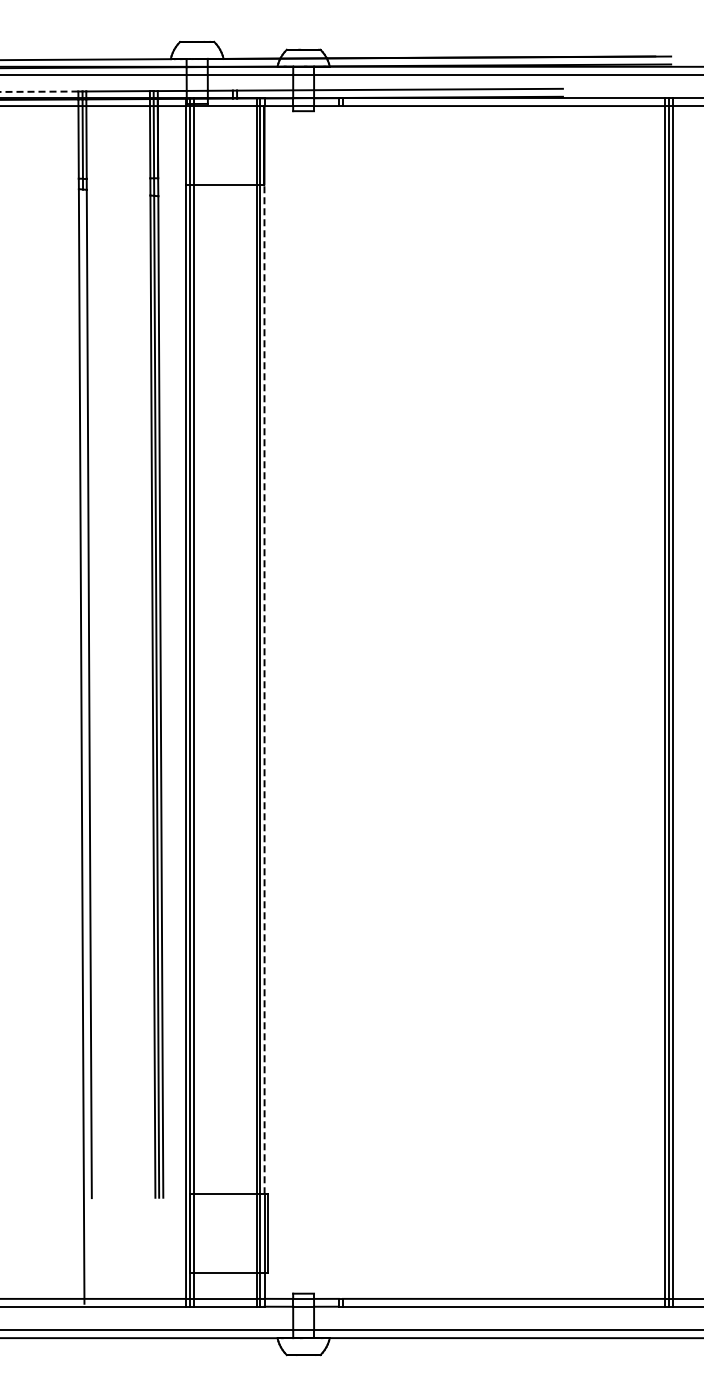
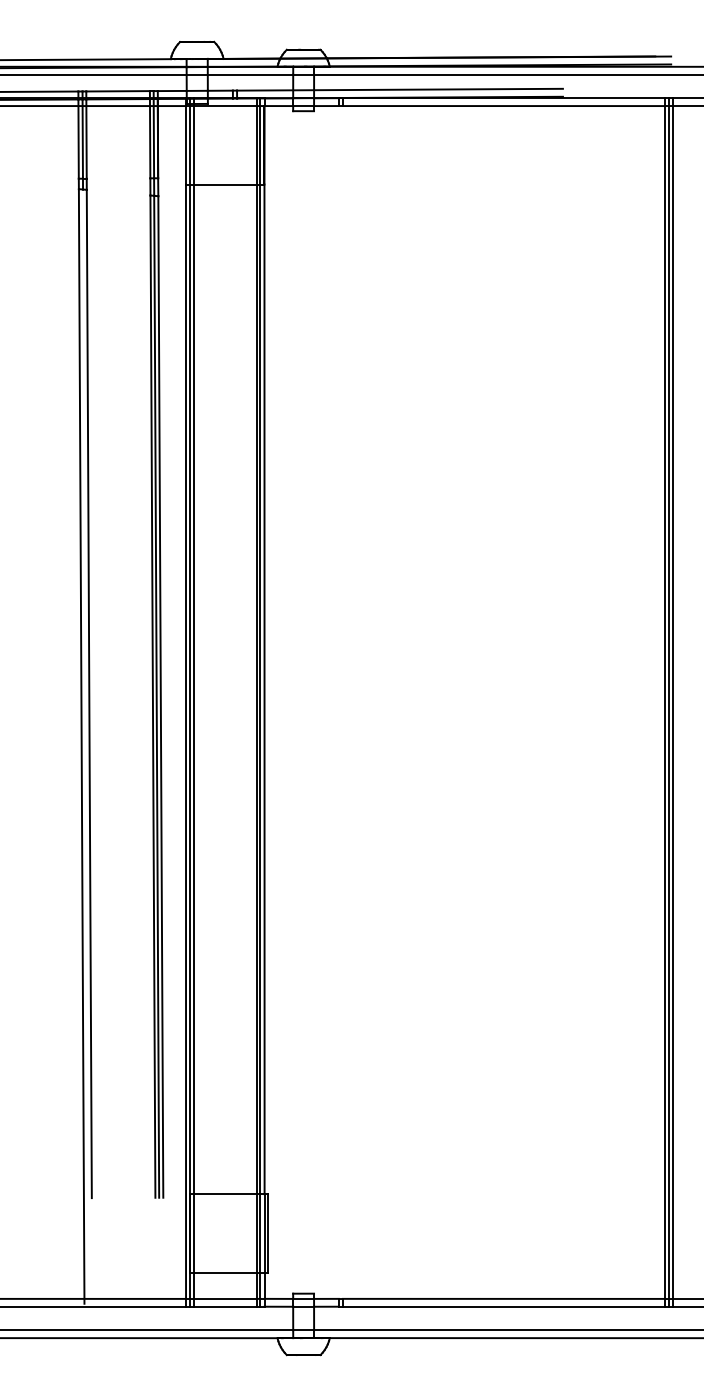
line: dashed -> solid (39, 91)
line: dashed -> solid (264, 689)
